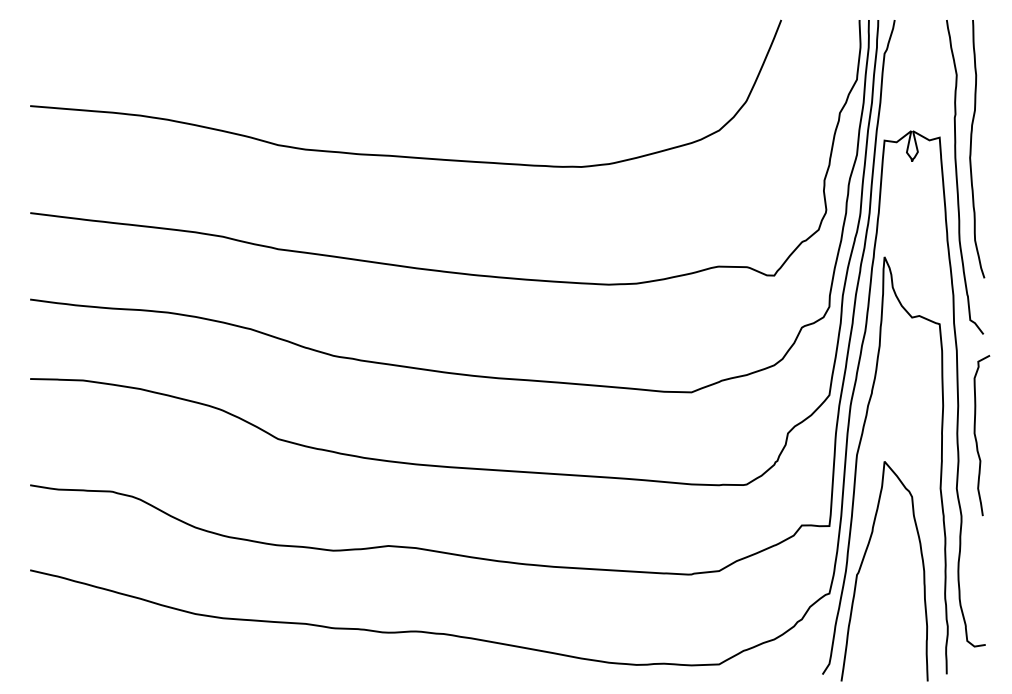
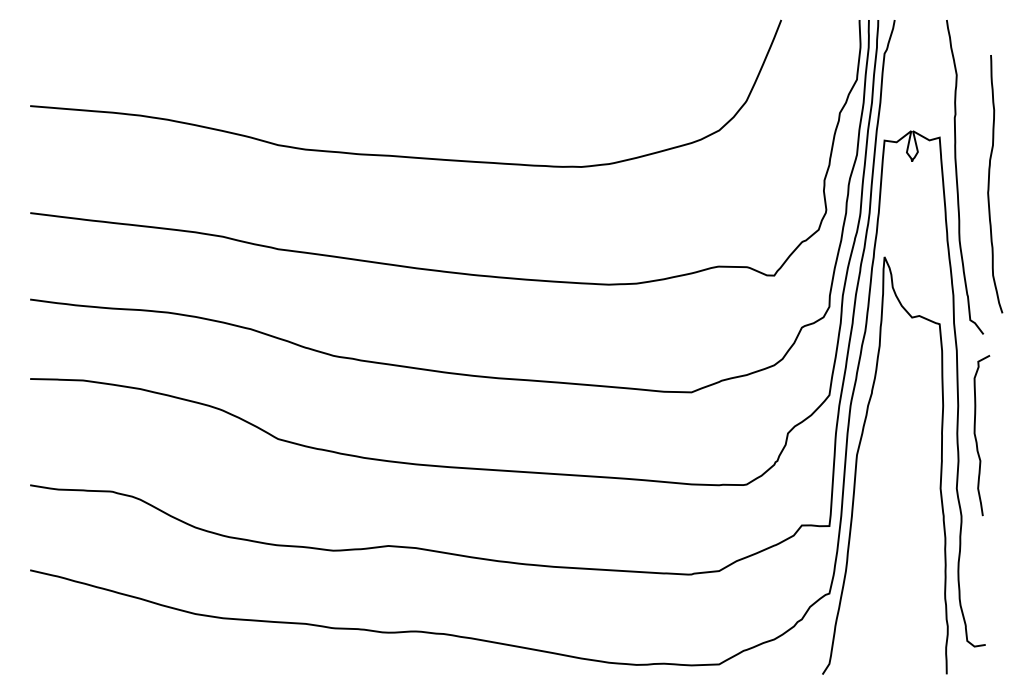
curve position: (971, 149) -> (989, 184) (989, 184)
curve: present -> none (862, 564)
